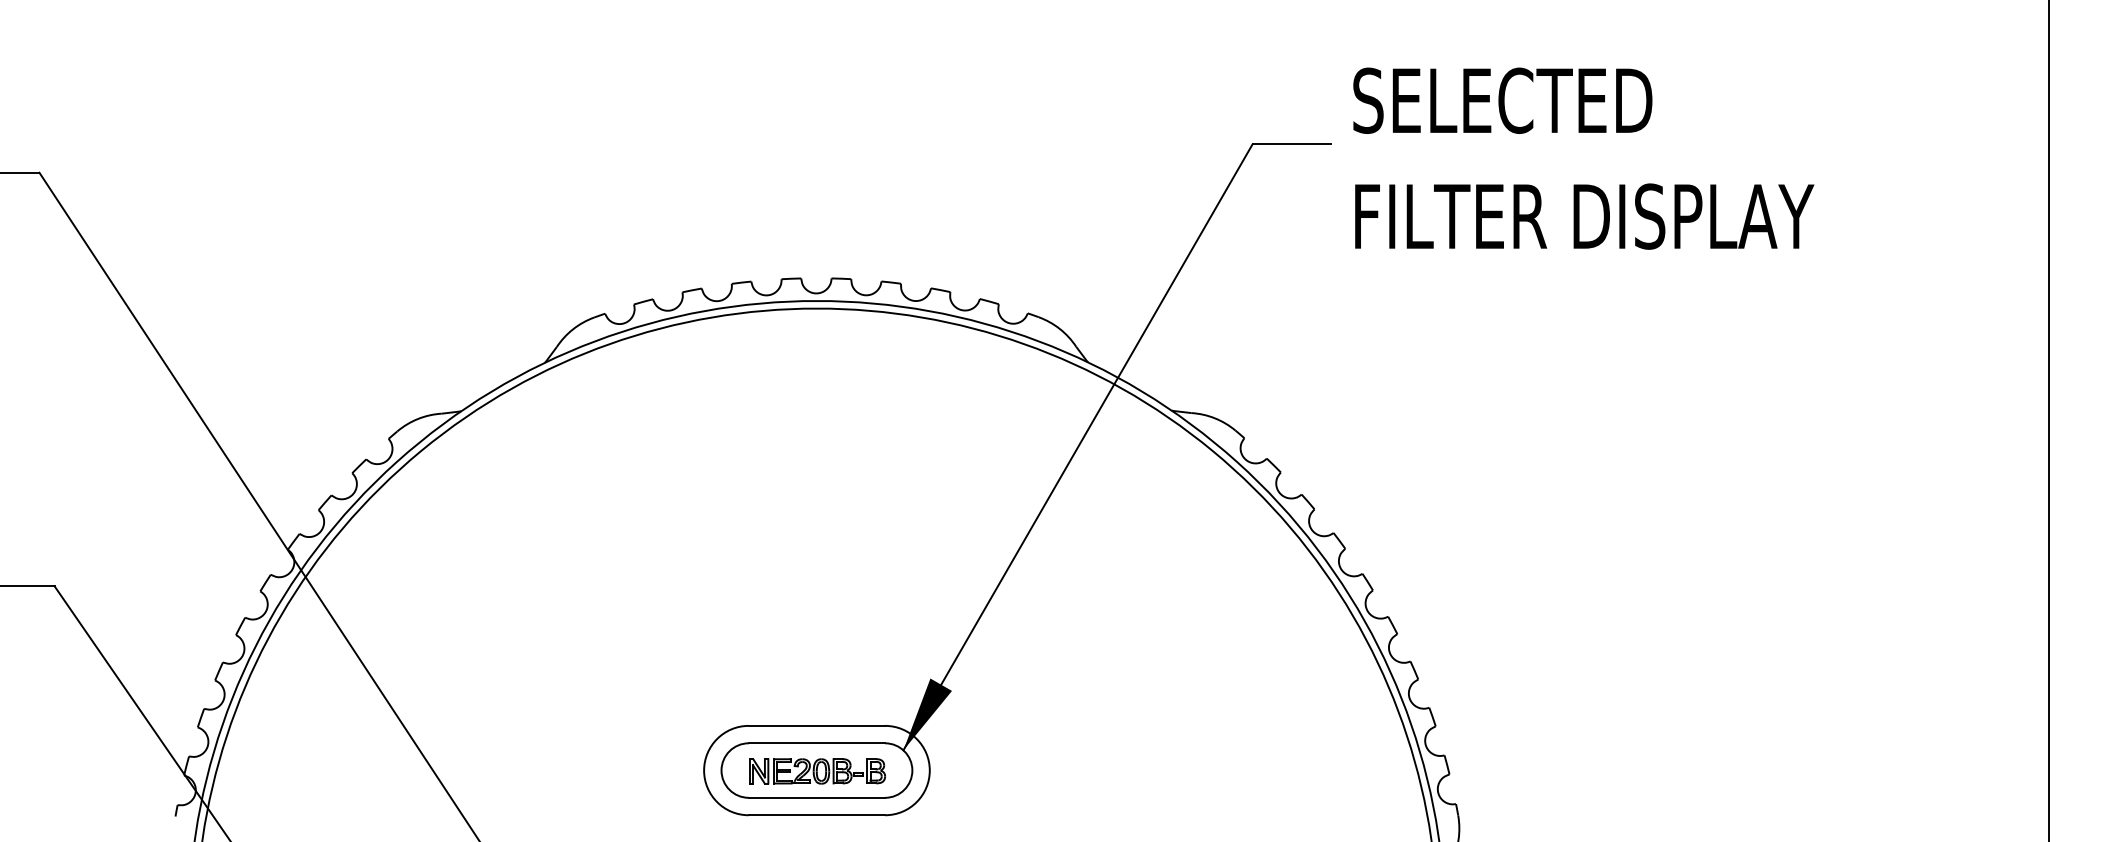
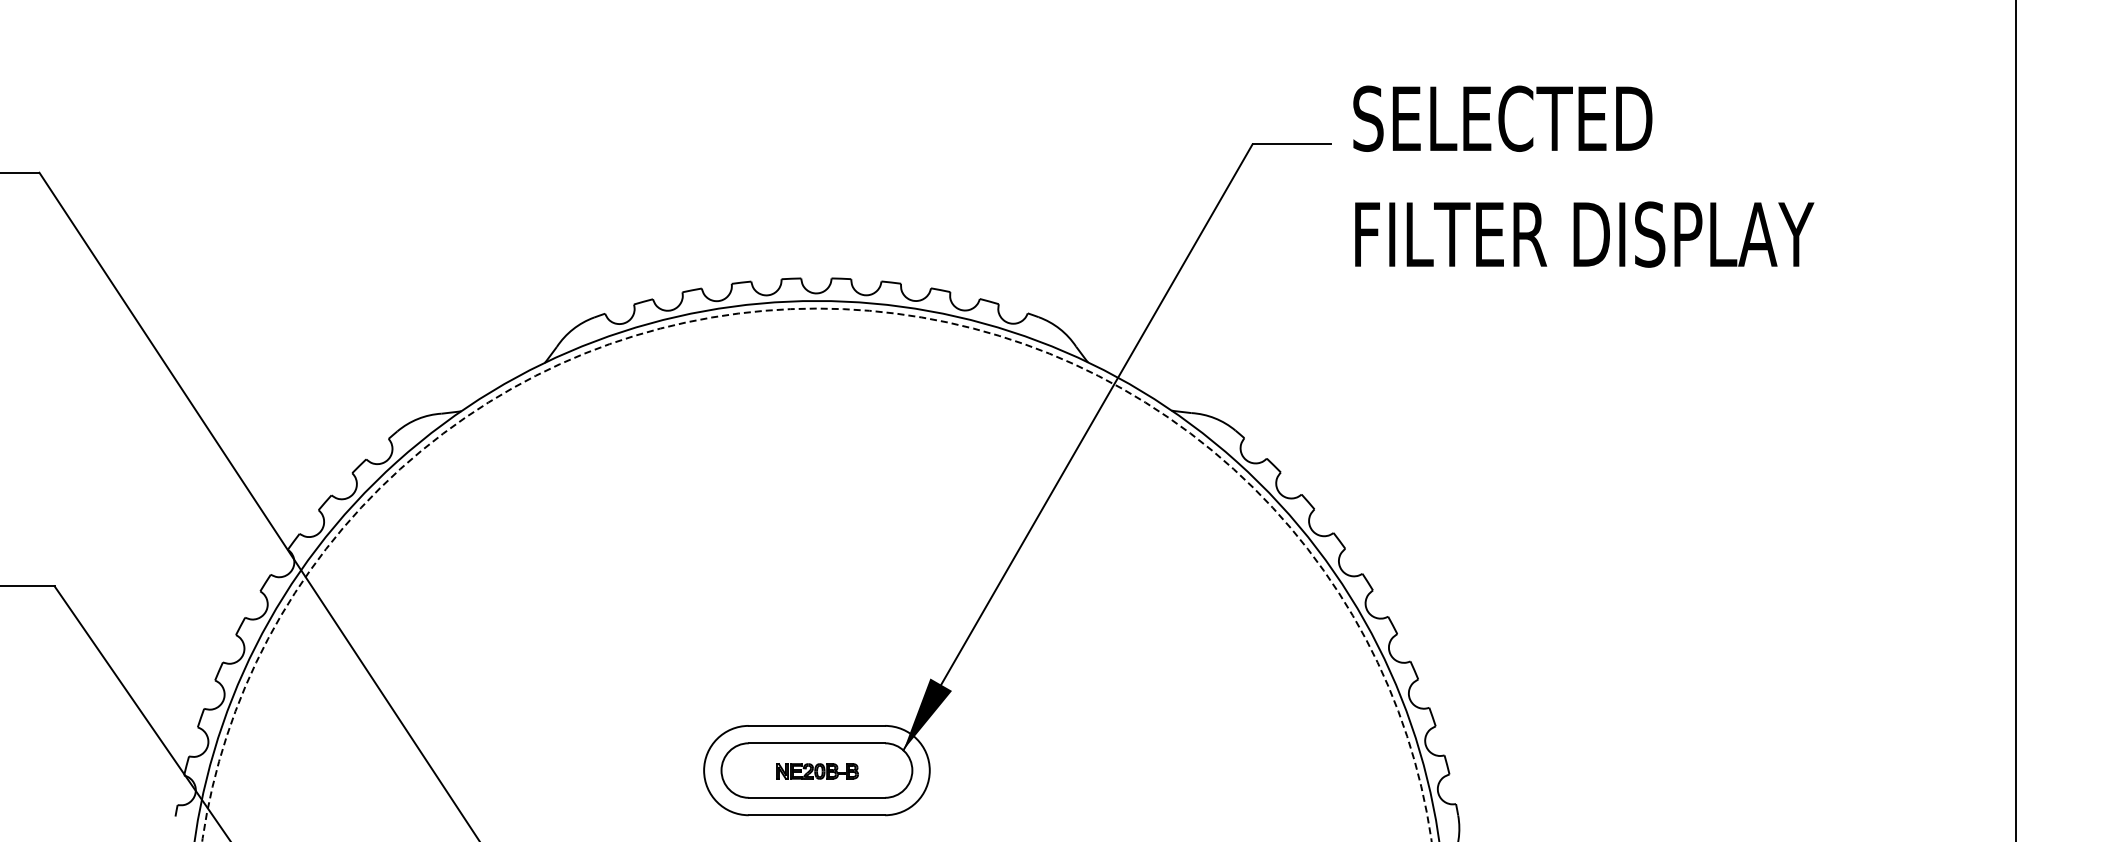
text position: (1583, 158) -> (1583, 176) (1583, 176)
arc: solid -> dashed (816, 308)
line position: (2048, 420) -> (2015, 420) (2015, 420)
part size: 137x27 px -> 83x17 px (817, 771)
